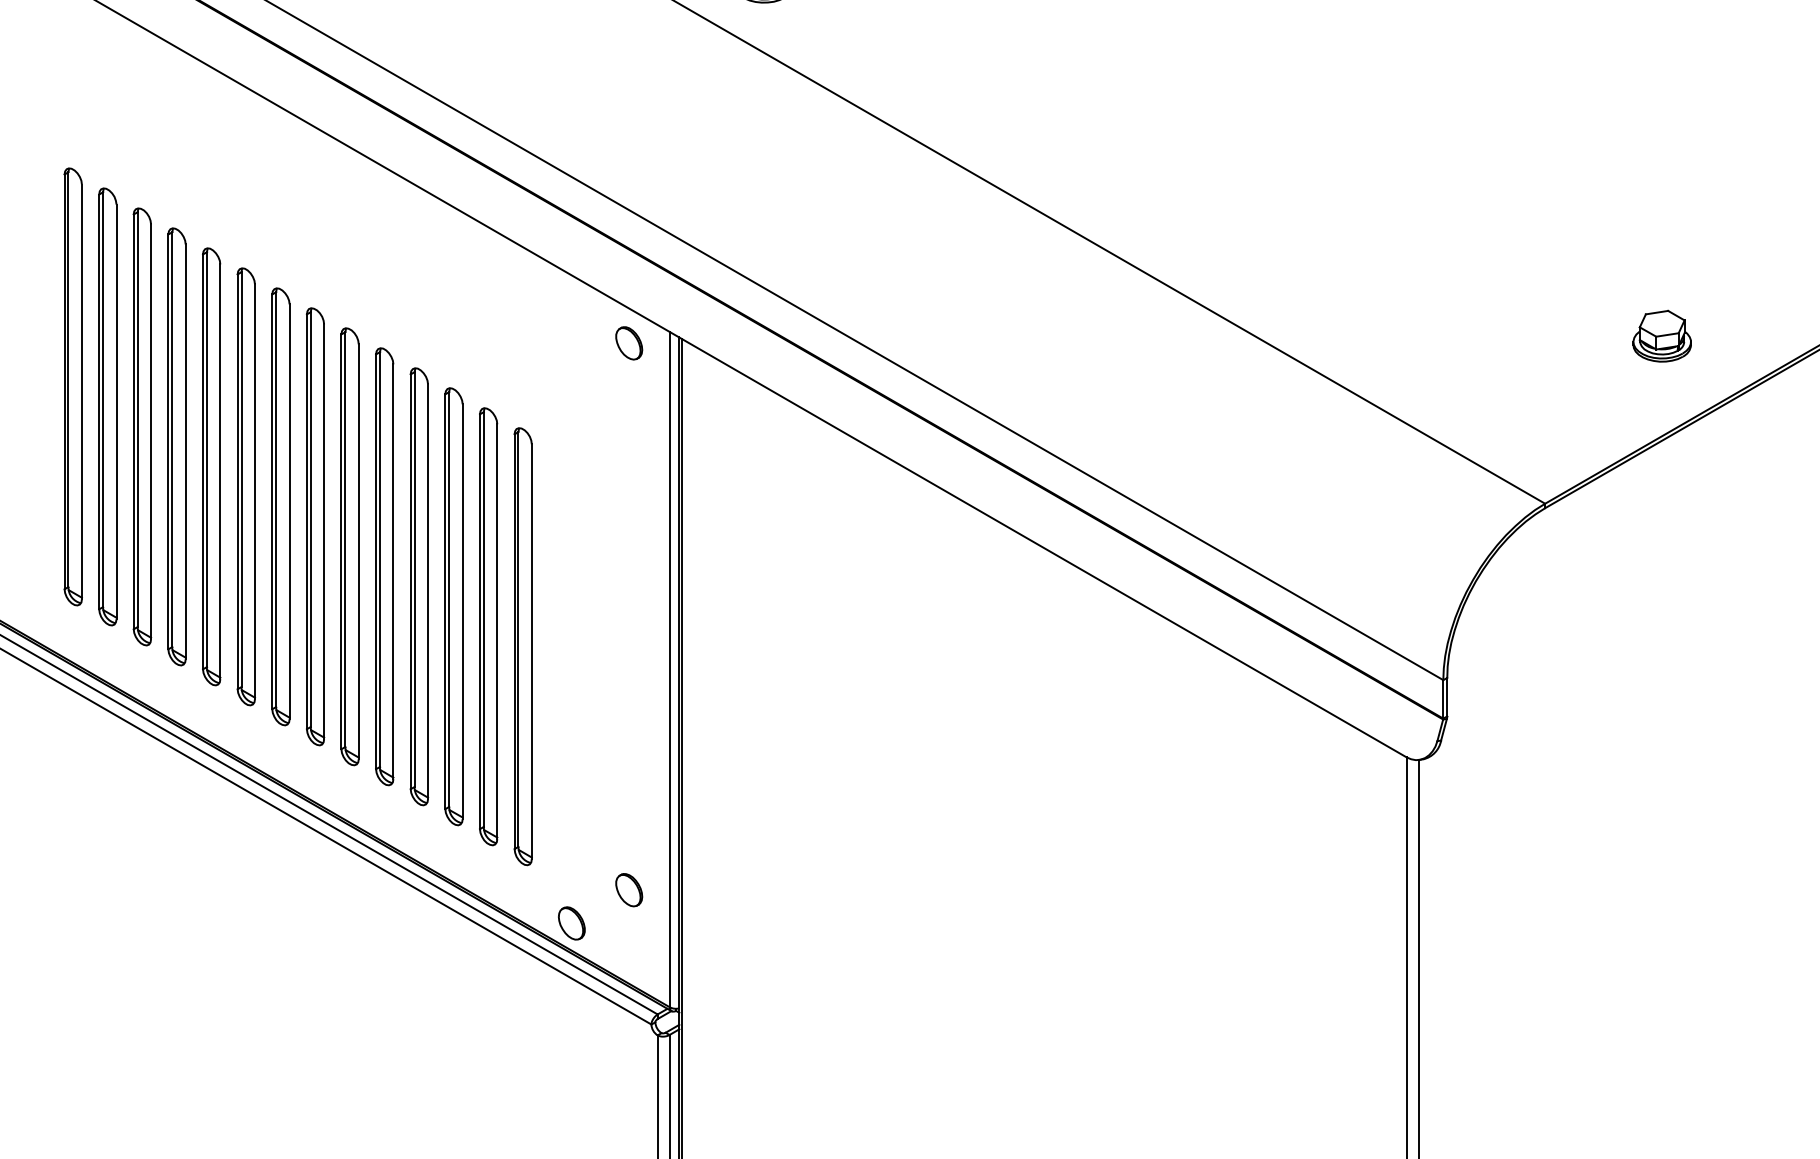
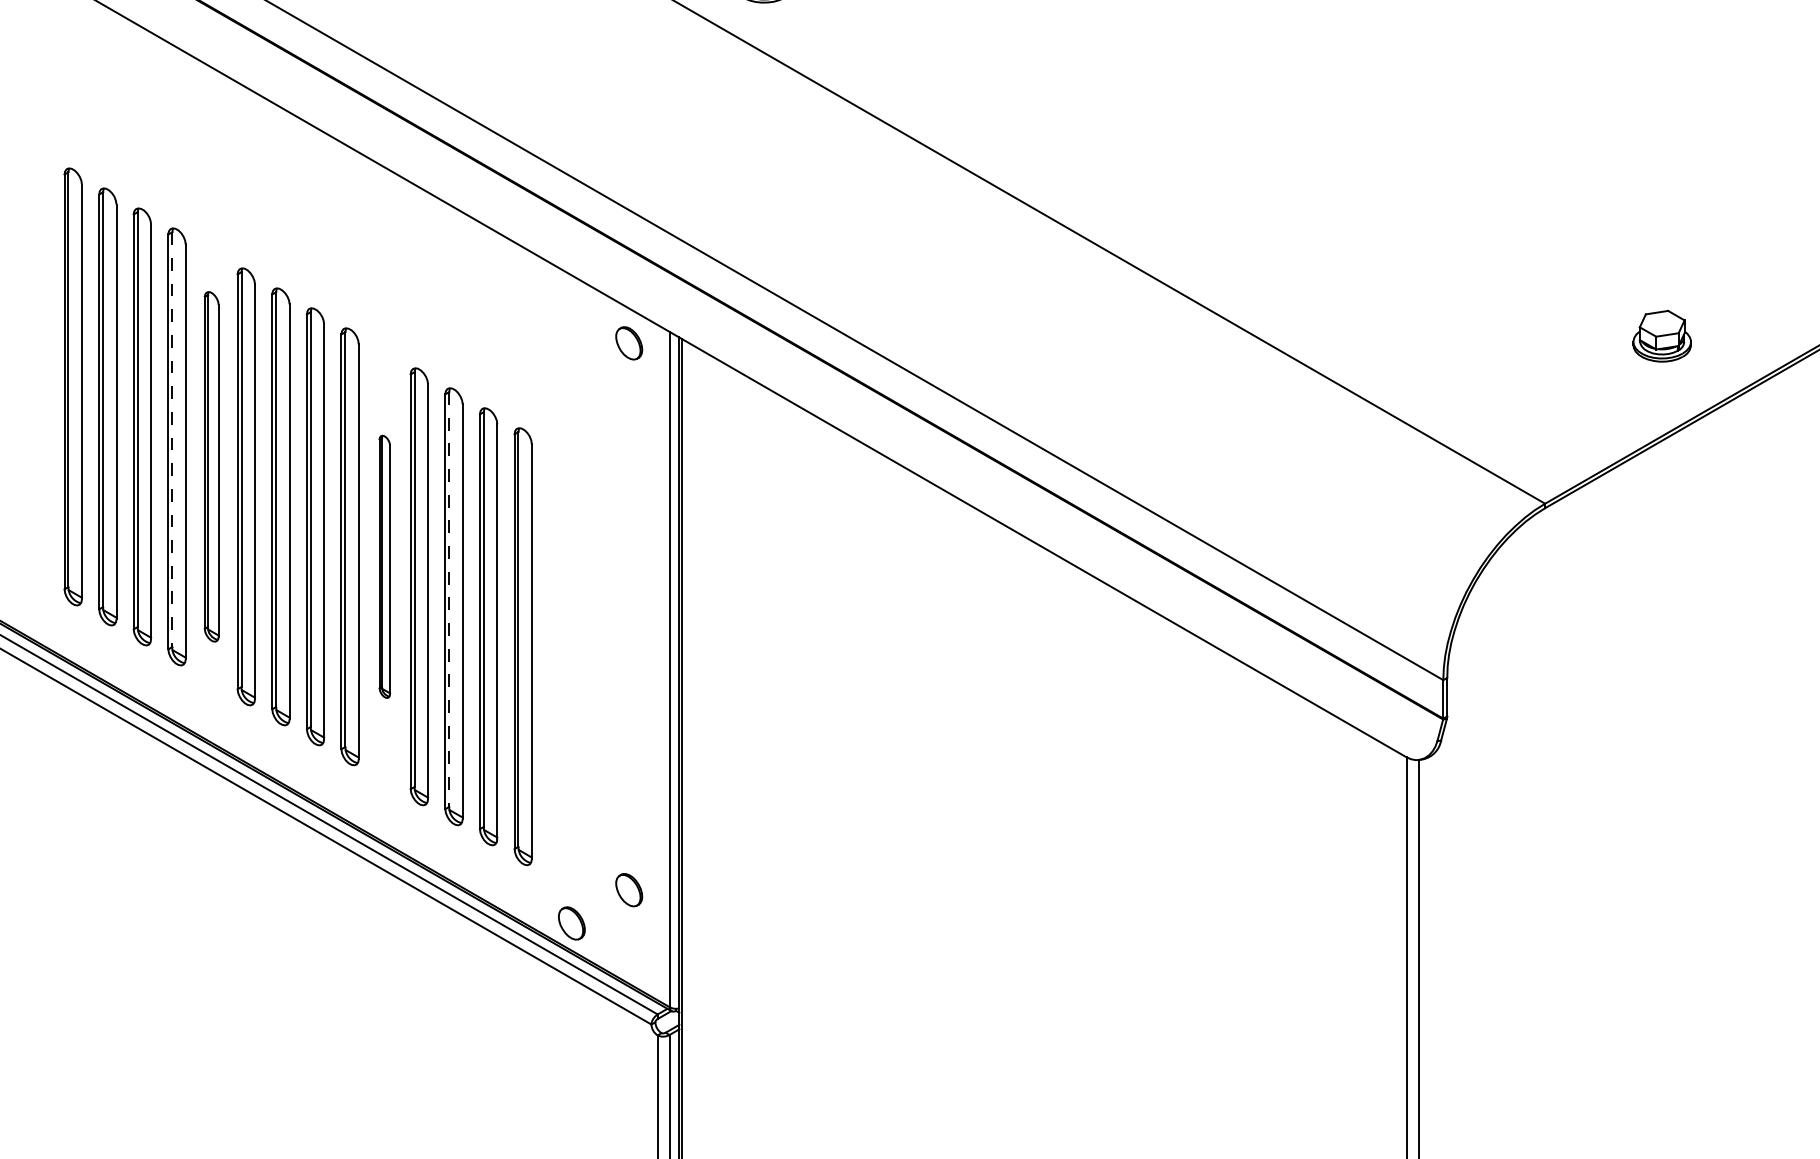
line: solid -> dashed (172, 440)
part size: 20x440 px -> 17x352 px (211, 466)
part size: 20x440 px -> 14x265 px (384, 566)
line: solid -> dashed (449, 600)
